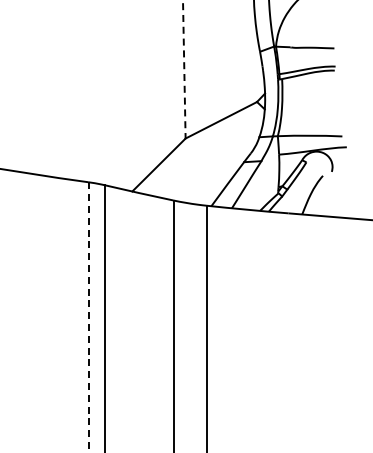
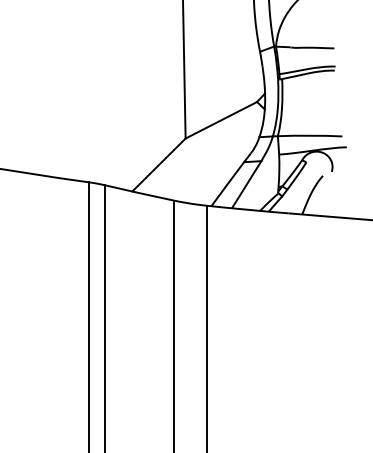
line: dashed -> solid (184, 69)
line: dashed -> solid (88, 318)
